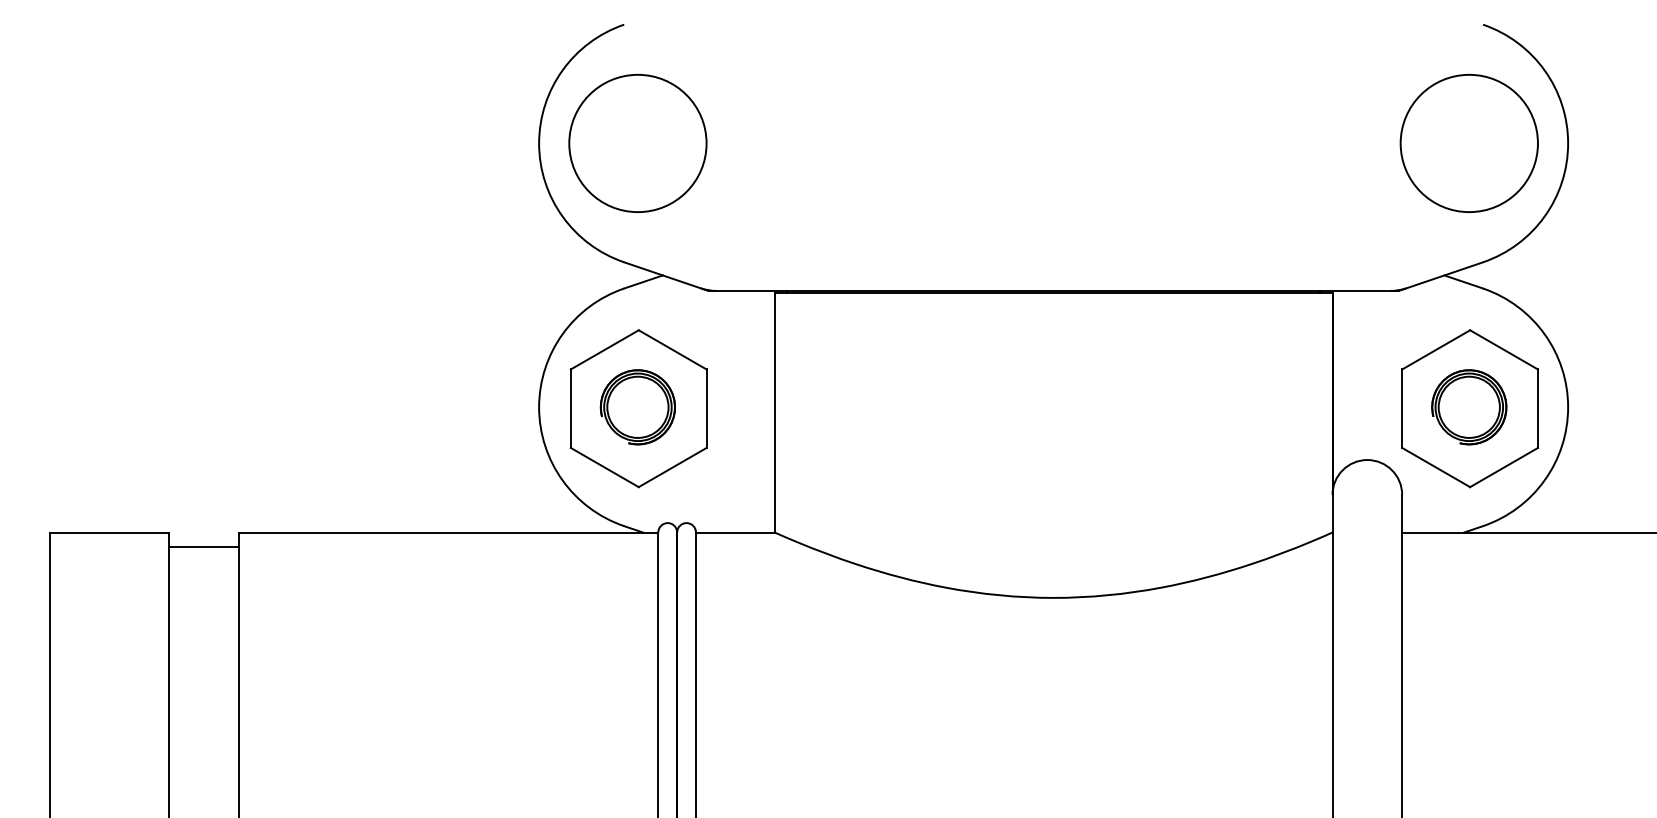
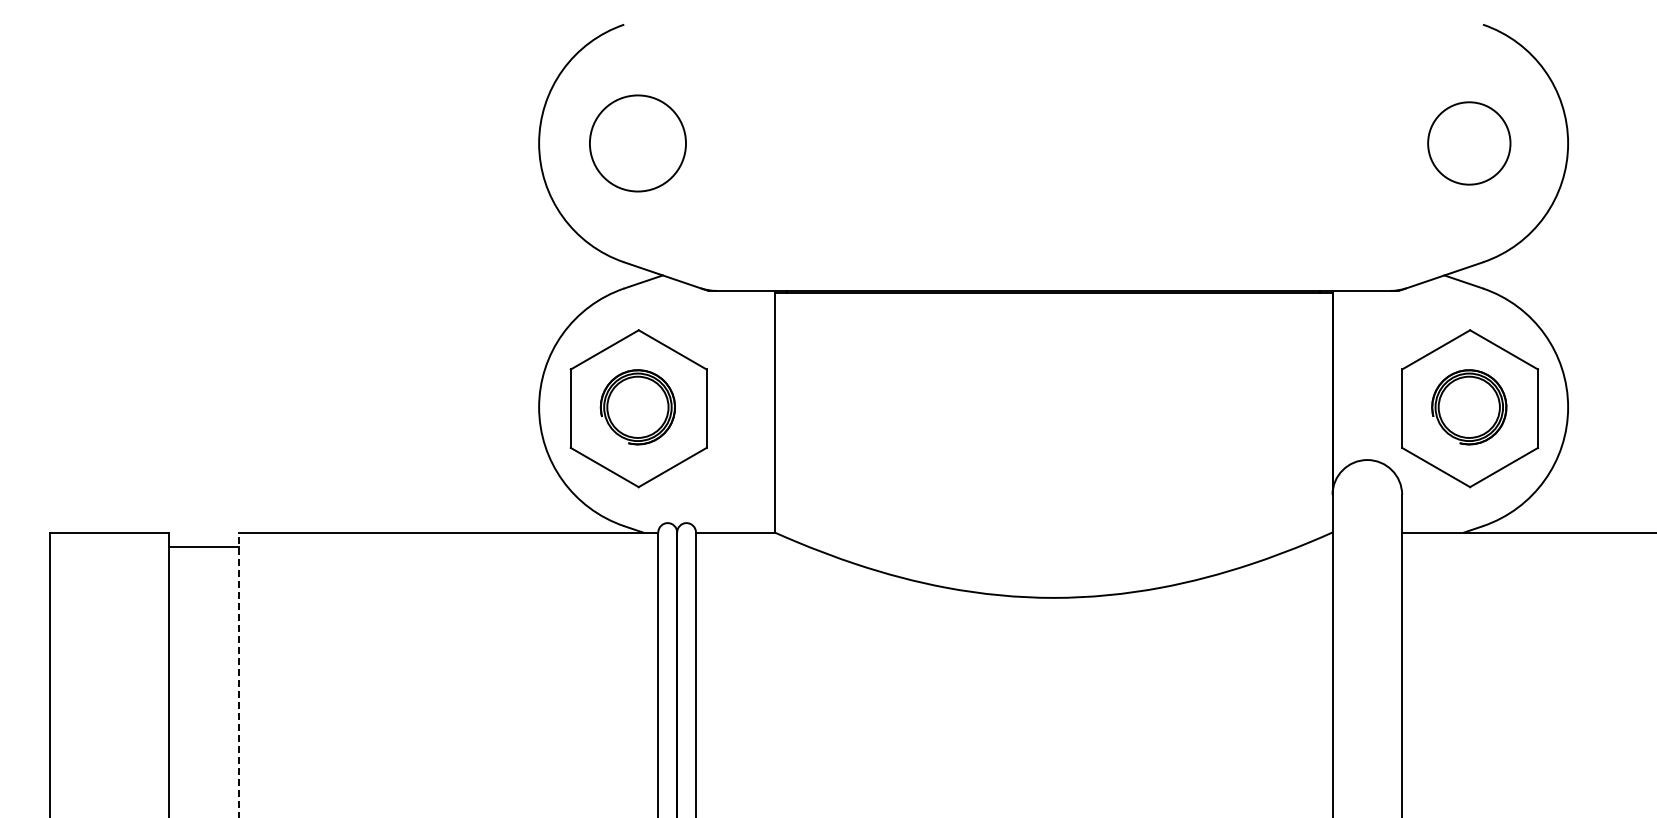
circle size: 140x139 px -> 98x99 px (637, 143)
circle diameter: 137 px -> 82 px (1469, 143)
line: solid -> dashed (239, 674)
